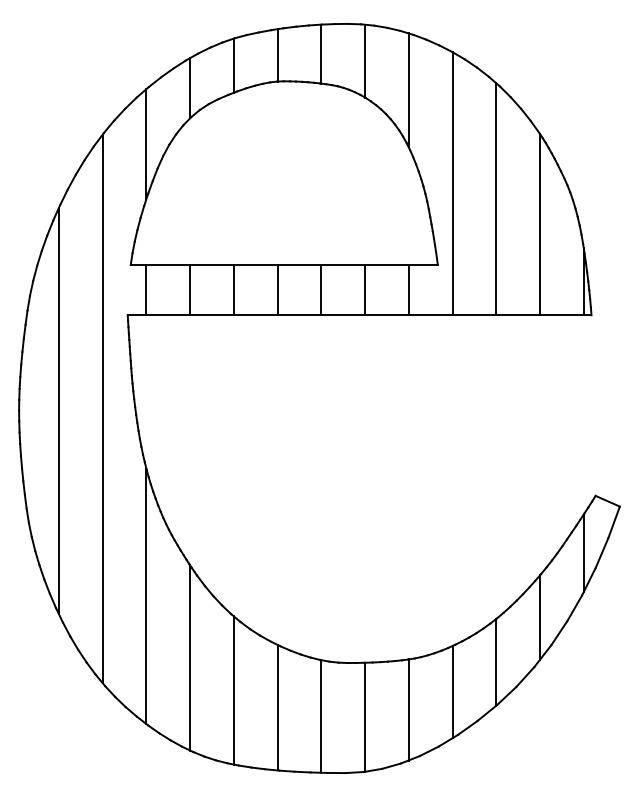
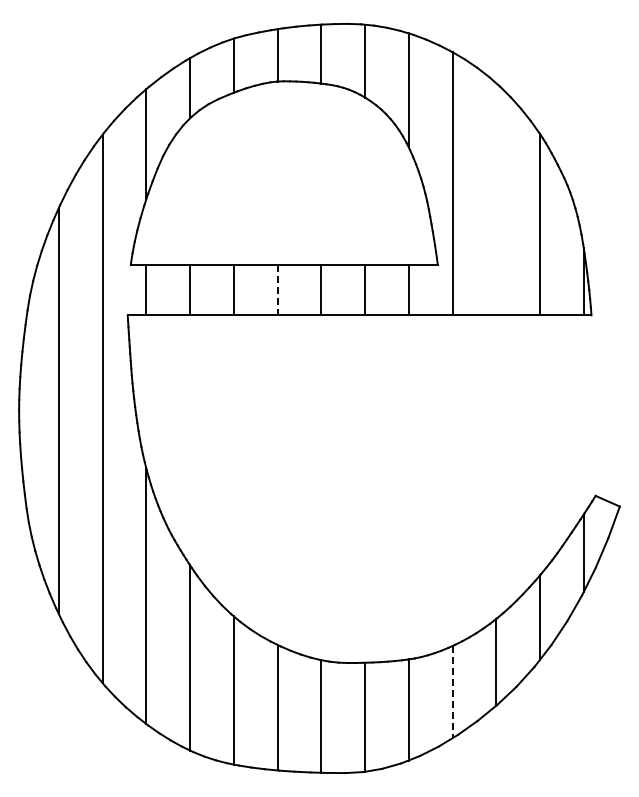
line: present -> none (496, 199)
line: solid -> dashed (277, 290)
line: solid -> dashed (452, 692)
